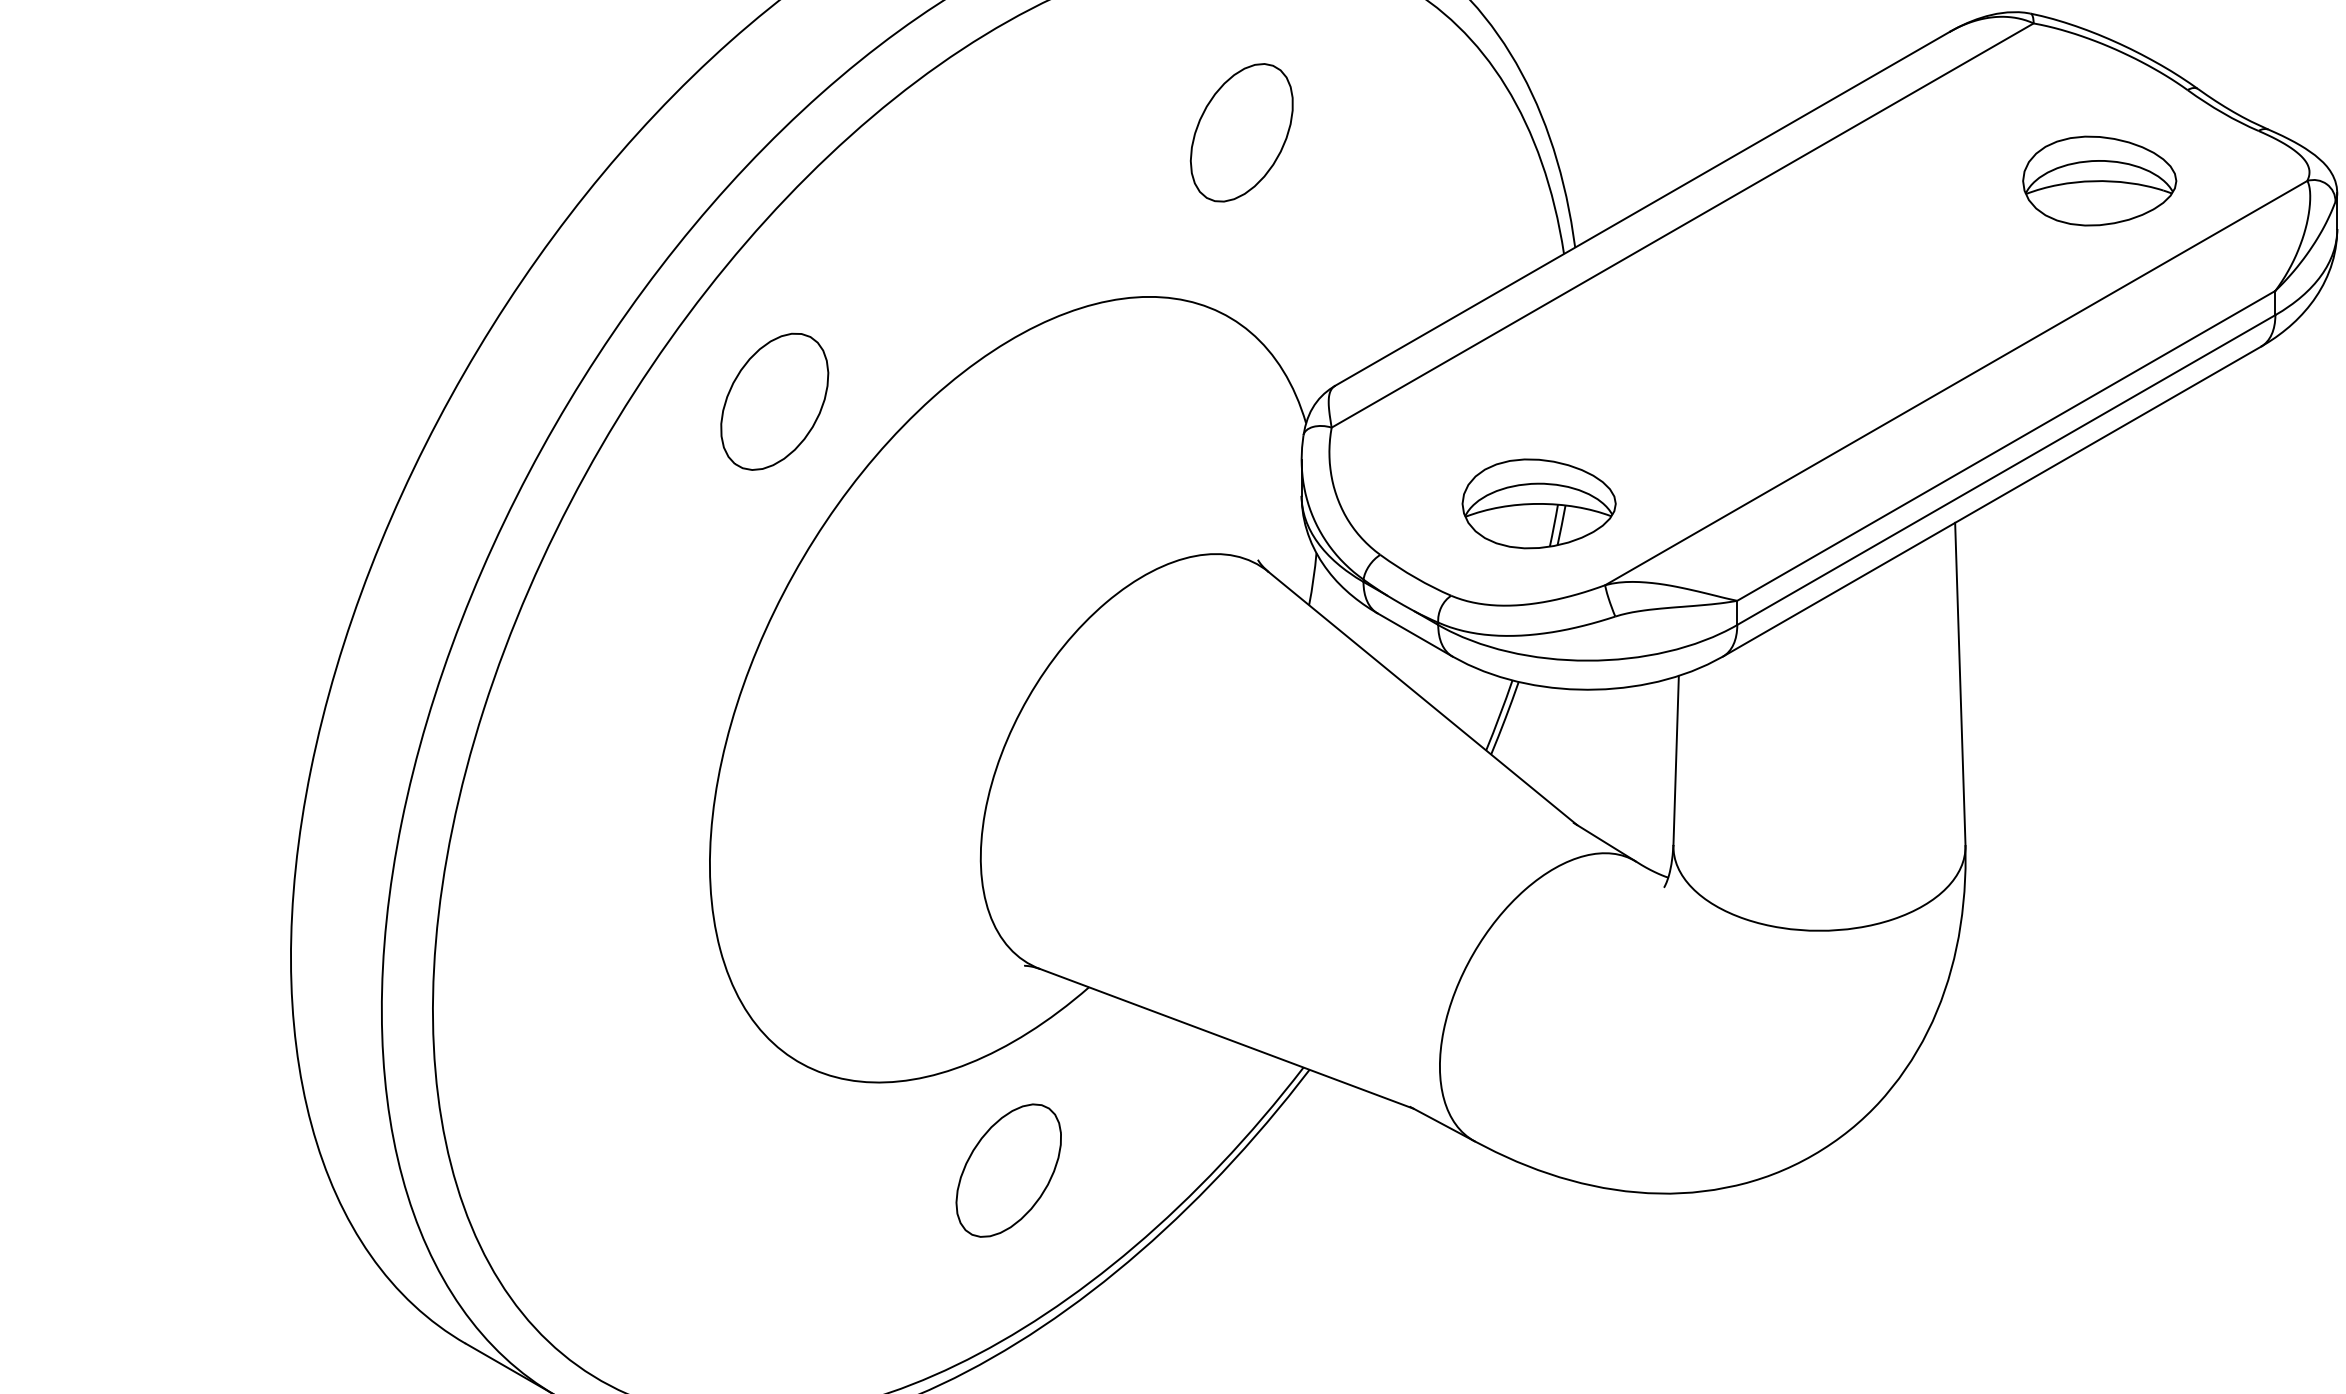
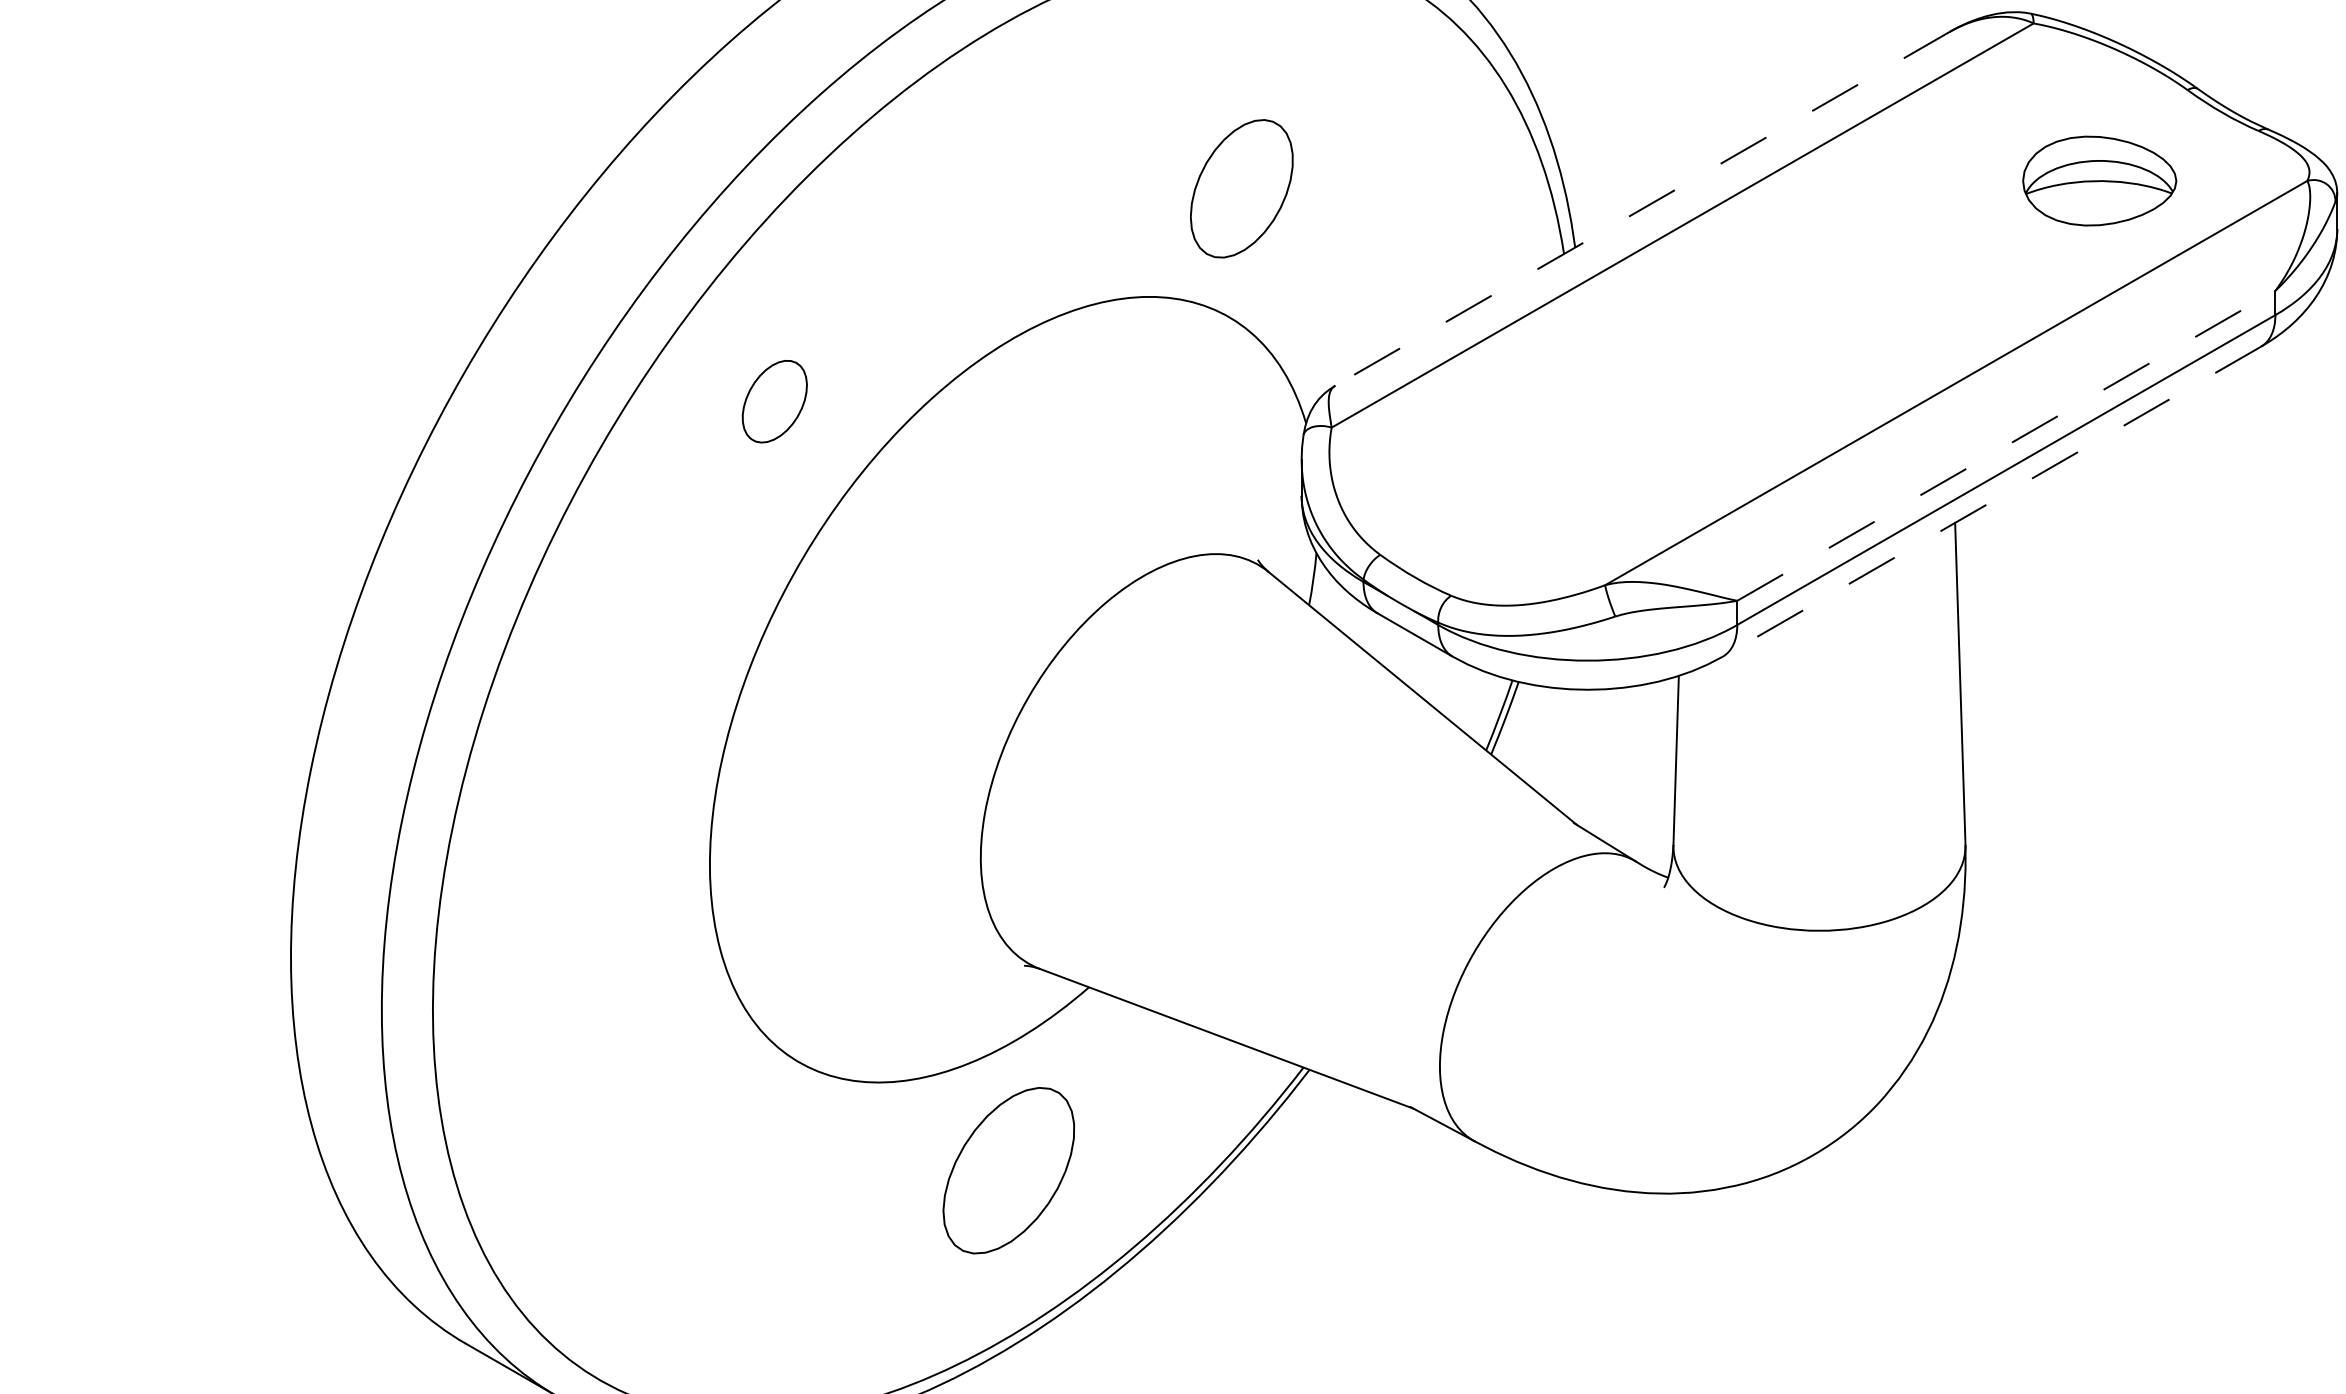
part position: (1241, 132) -> (1241, 188) (1241, 188)
line: solid -> dashed (1642, 209)
part size: 110x139 px -> 67x84 px (774, 401)
line: solid -> dashed (2006, 445)
line: solid -> dashed (1991, 501)
part: present -> none (1538, 503)
part size: 107x135 px -> 134x168 px (1008, 1170)
